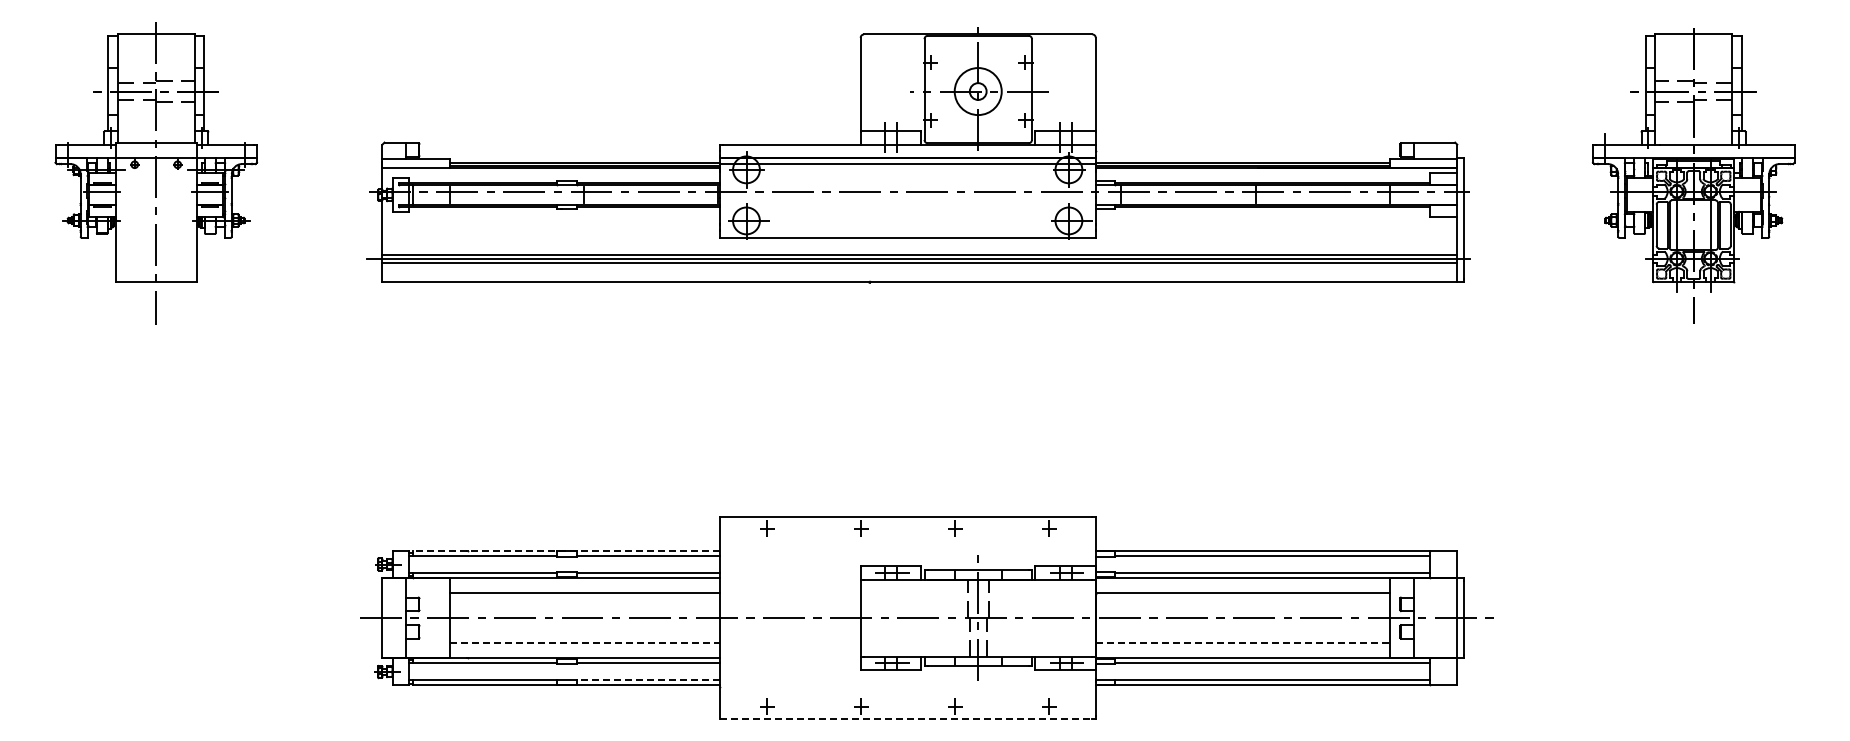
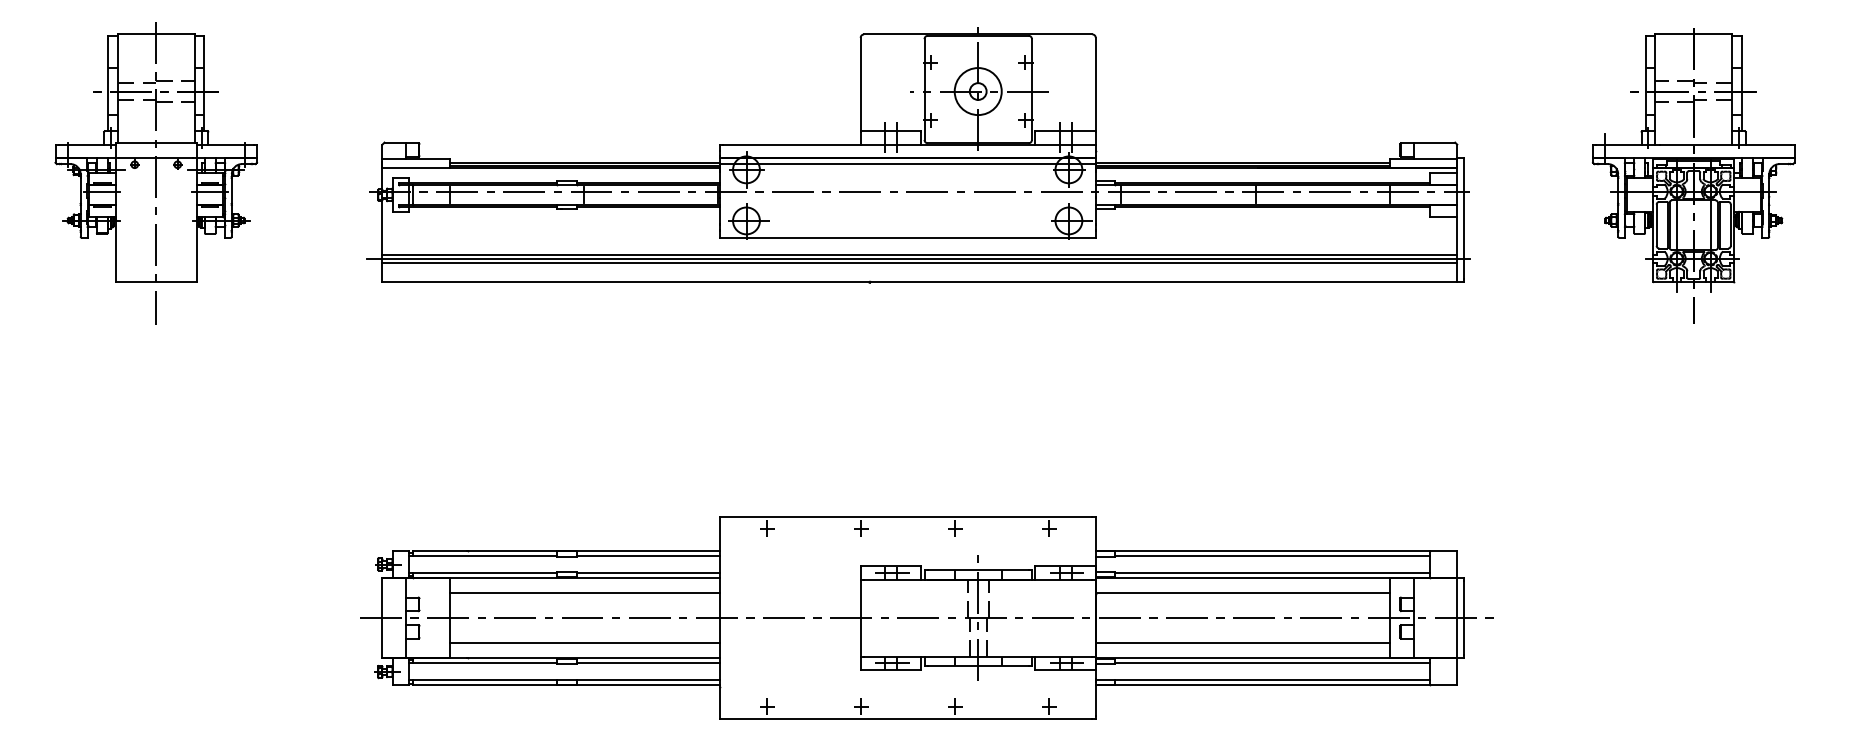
line: dashed -> solid (565, 550)
line: dashed -> solid (584, 643)
line: dashed -> solid (1243, 643)
line: dashed -> solid (647, 680)
line: dashed -> solid (906, 718)
